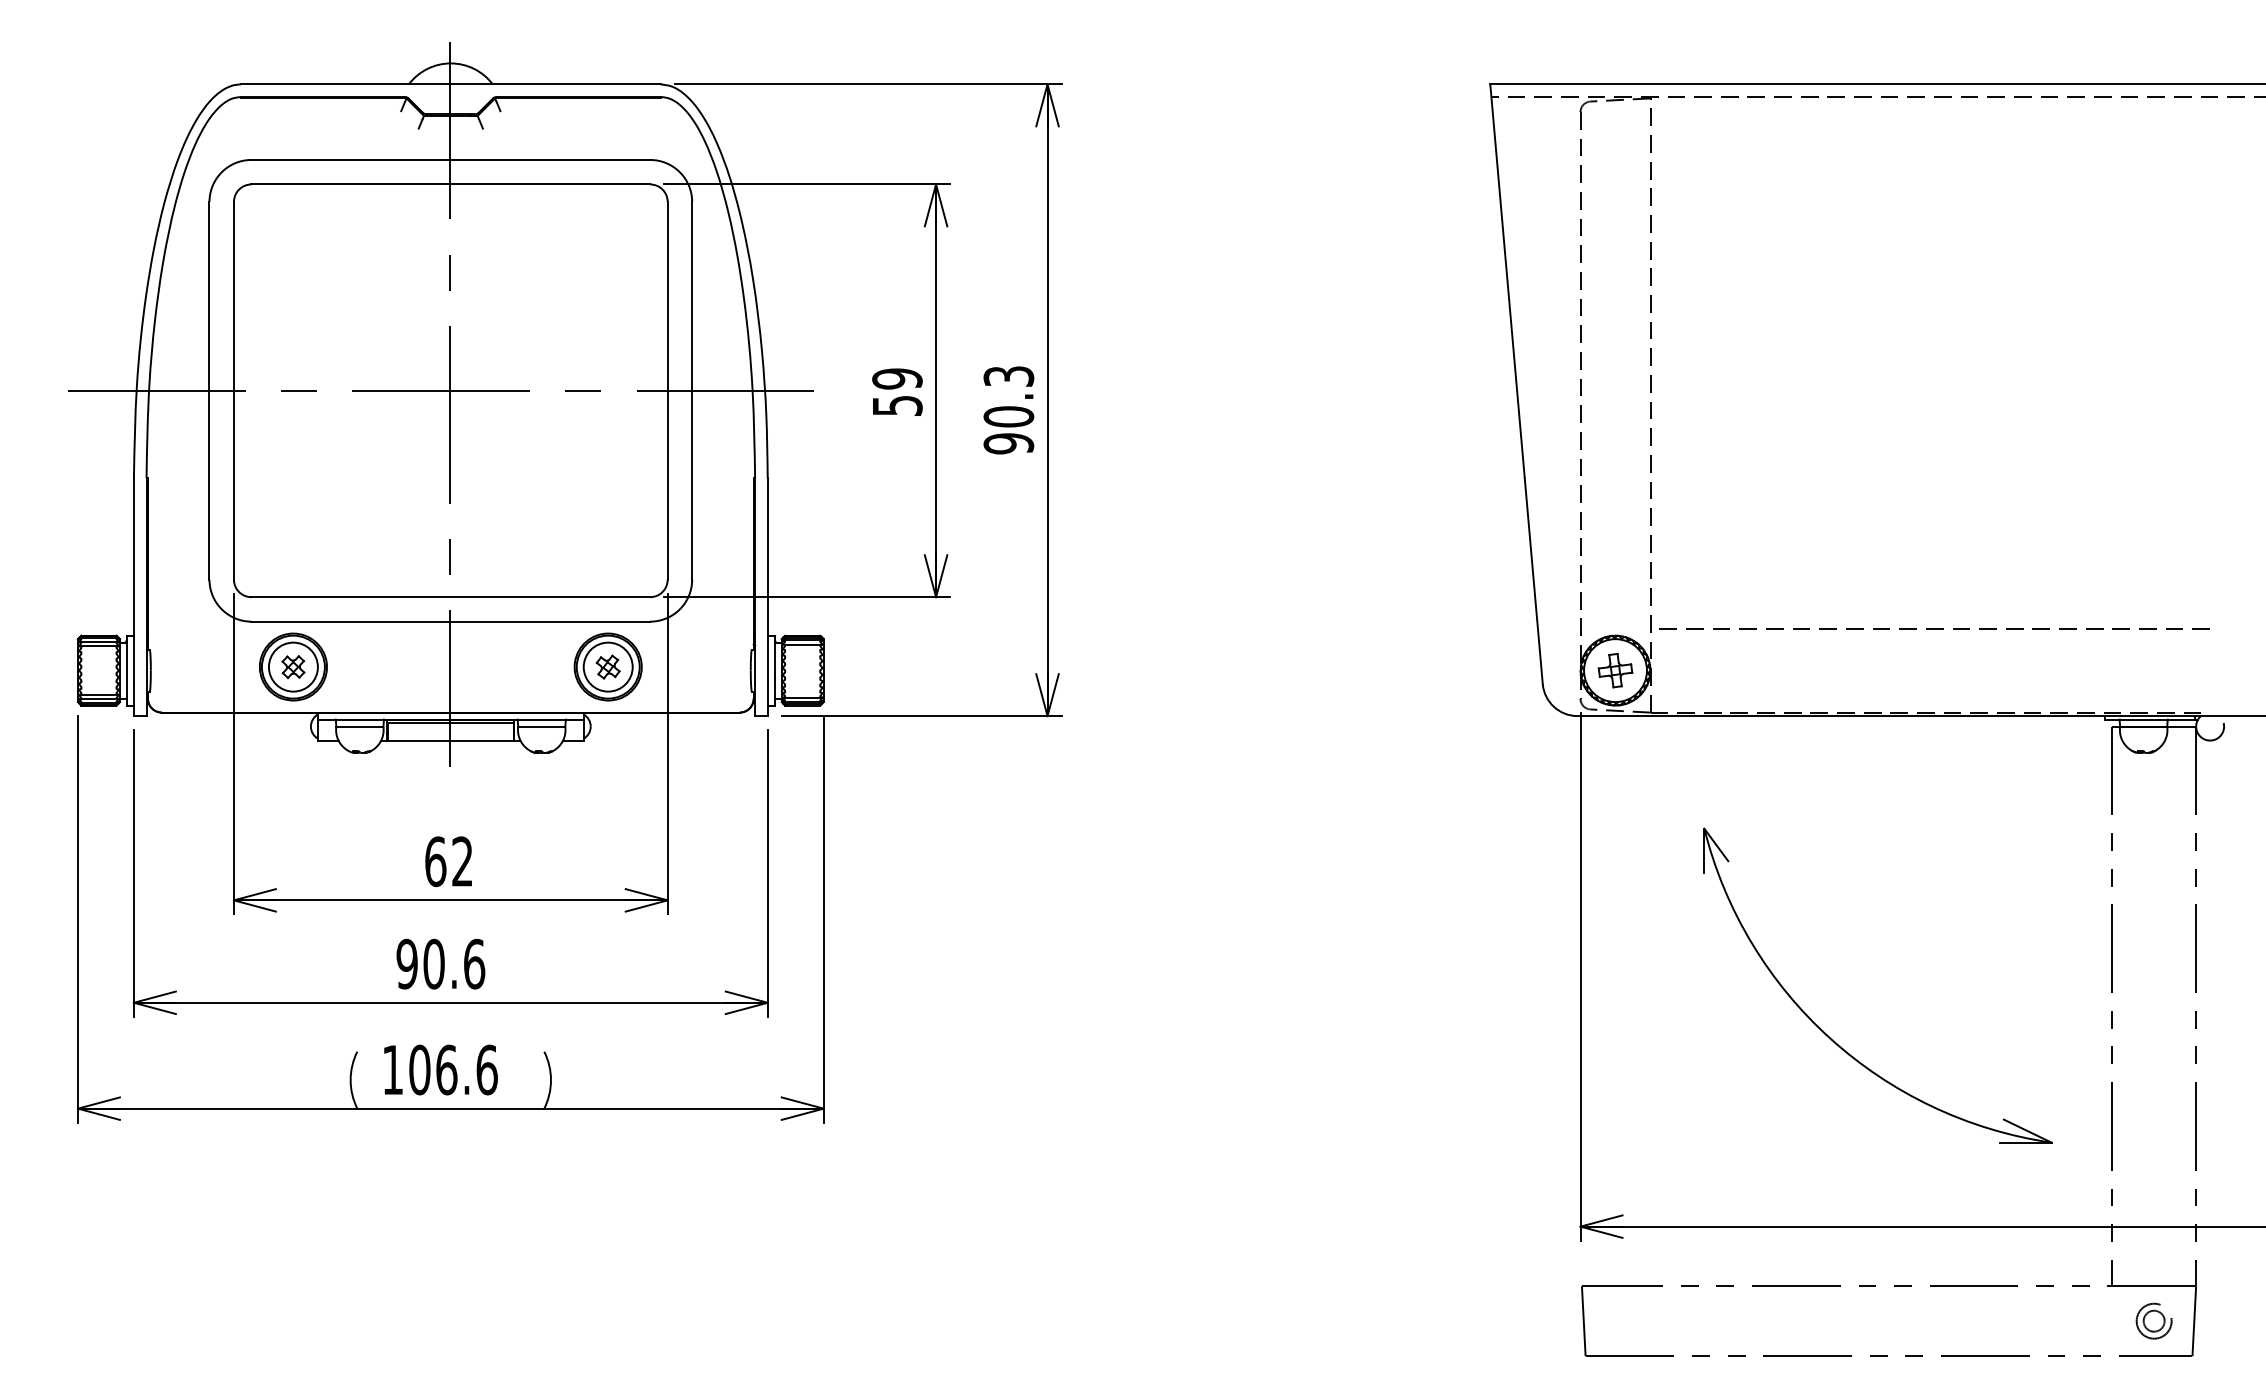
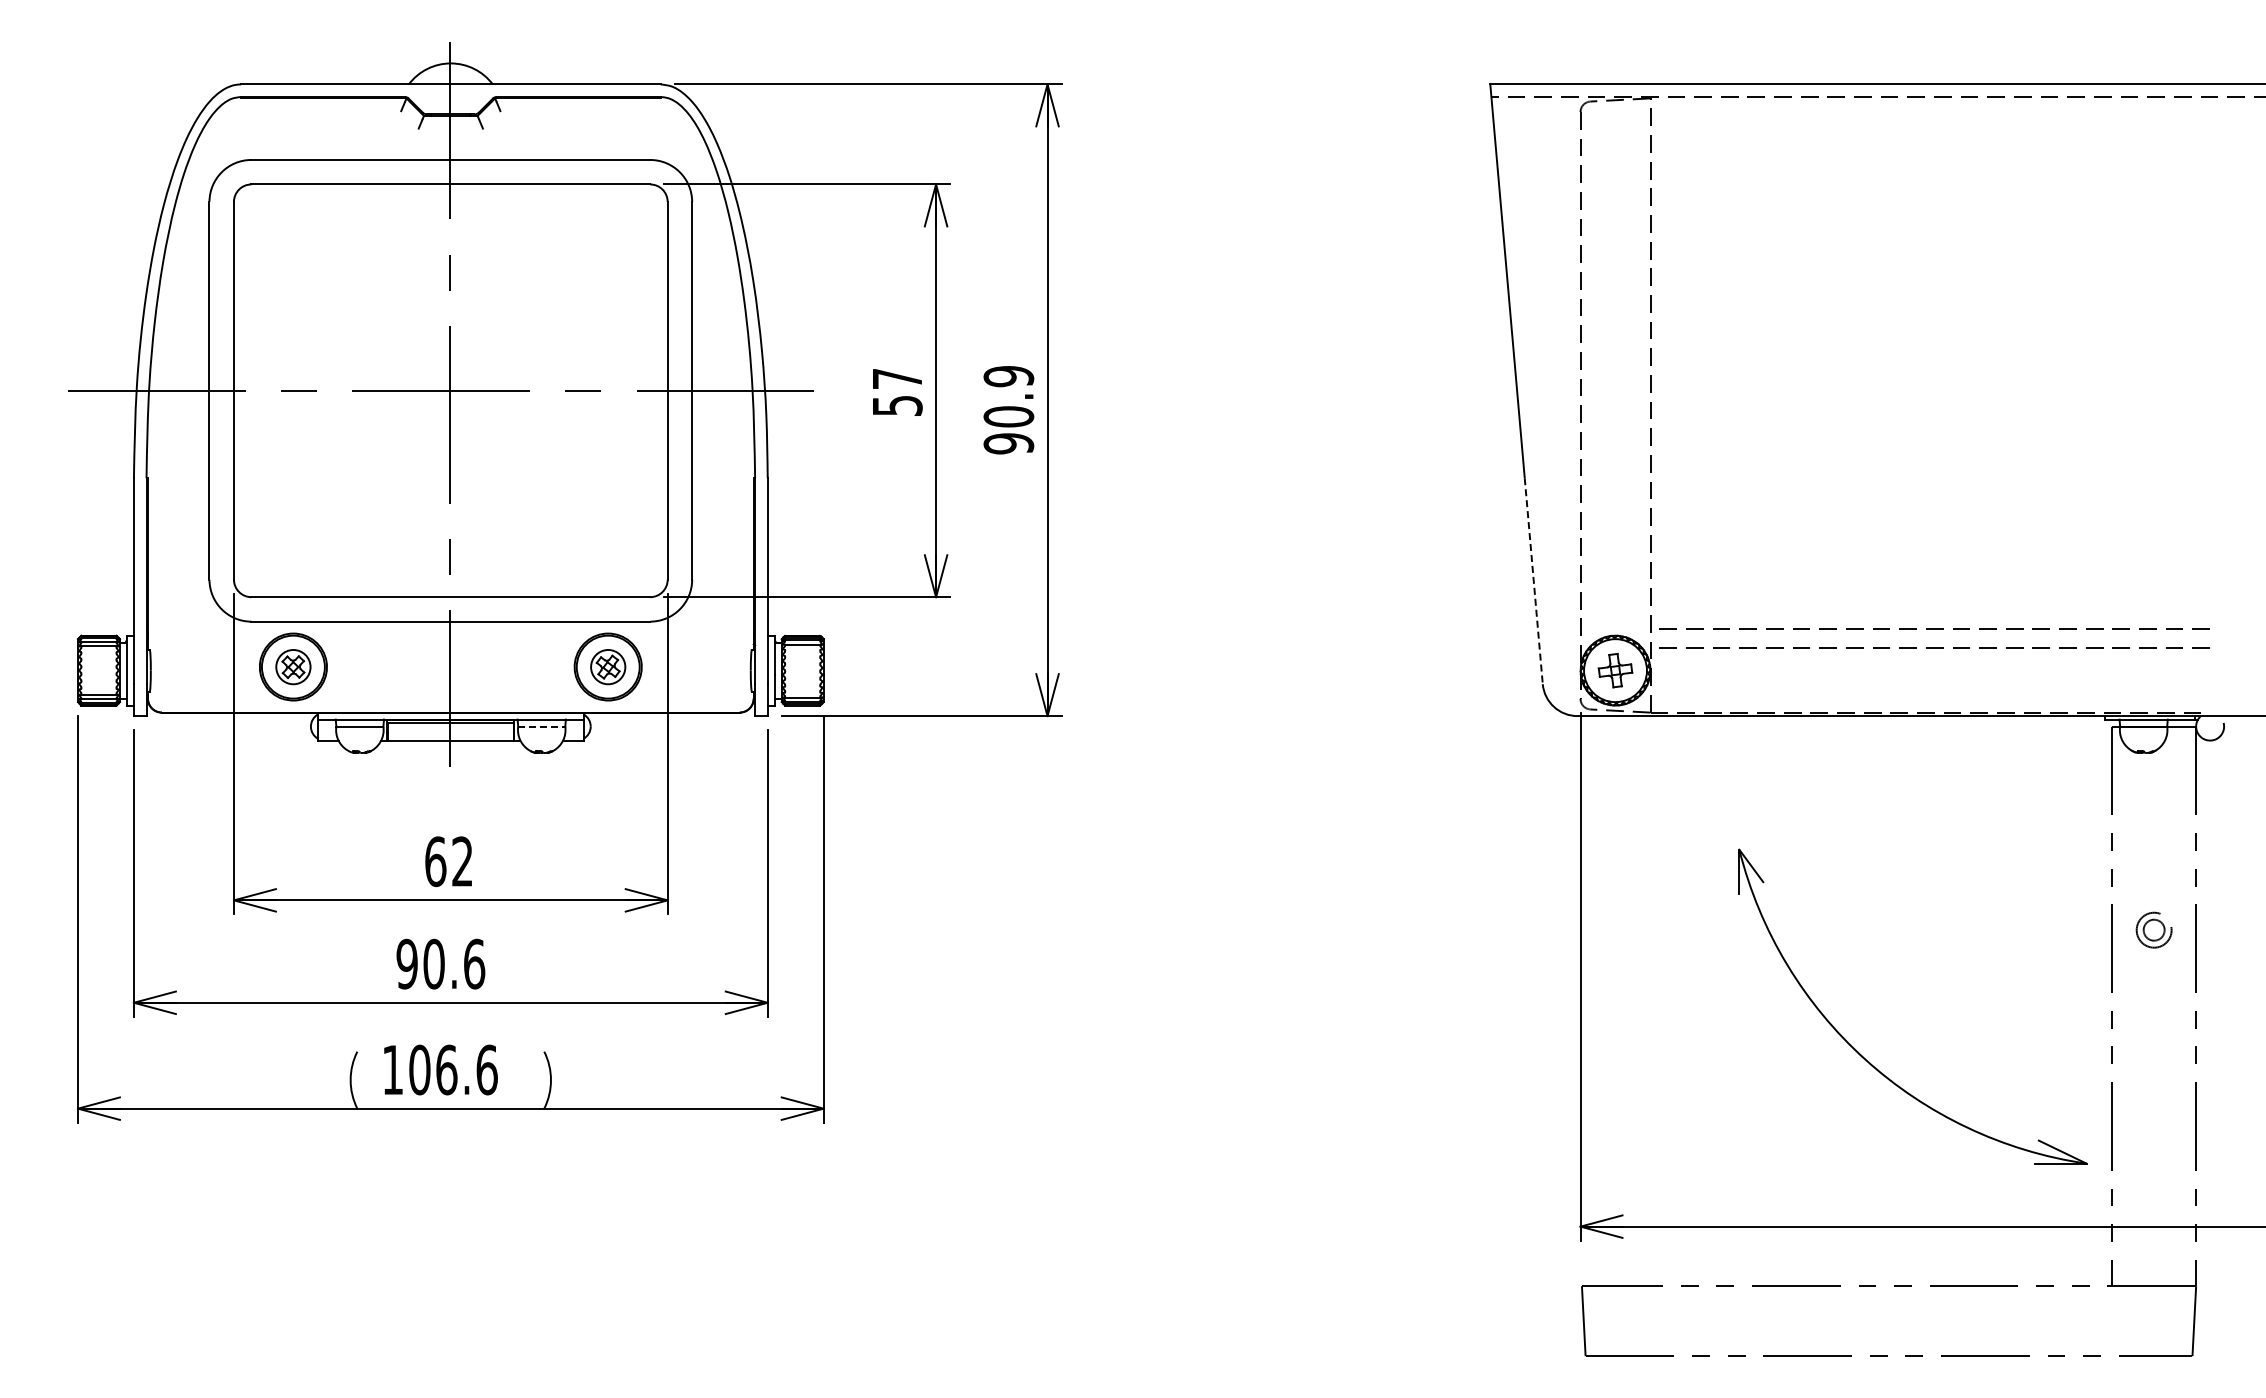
text: 90.3 -> 90.9 (1008, 376)
text: 59 -> 57 (897, 378)
line: solid -> dashed (1533, 581)
line: none -> present (1934, 647)
circle diameter: 49 px -> 34 px (293, 667)
circle diameter: 49 px -> 34 px (608, 667)
line: solid -> dashed (541, 726)
part position: (1834, 1040) -> (1869, 1061) (1869, 1061)
part position: (2153, 1320) -> (2153, 929) (2153, 929)
